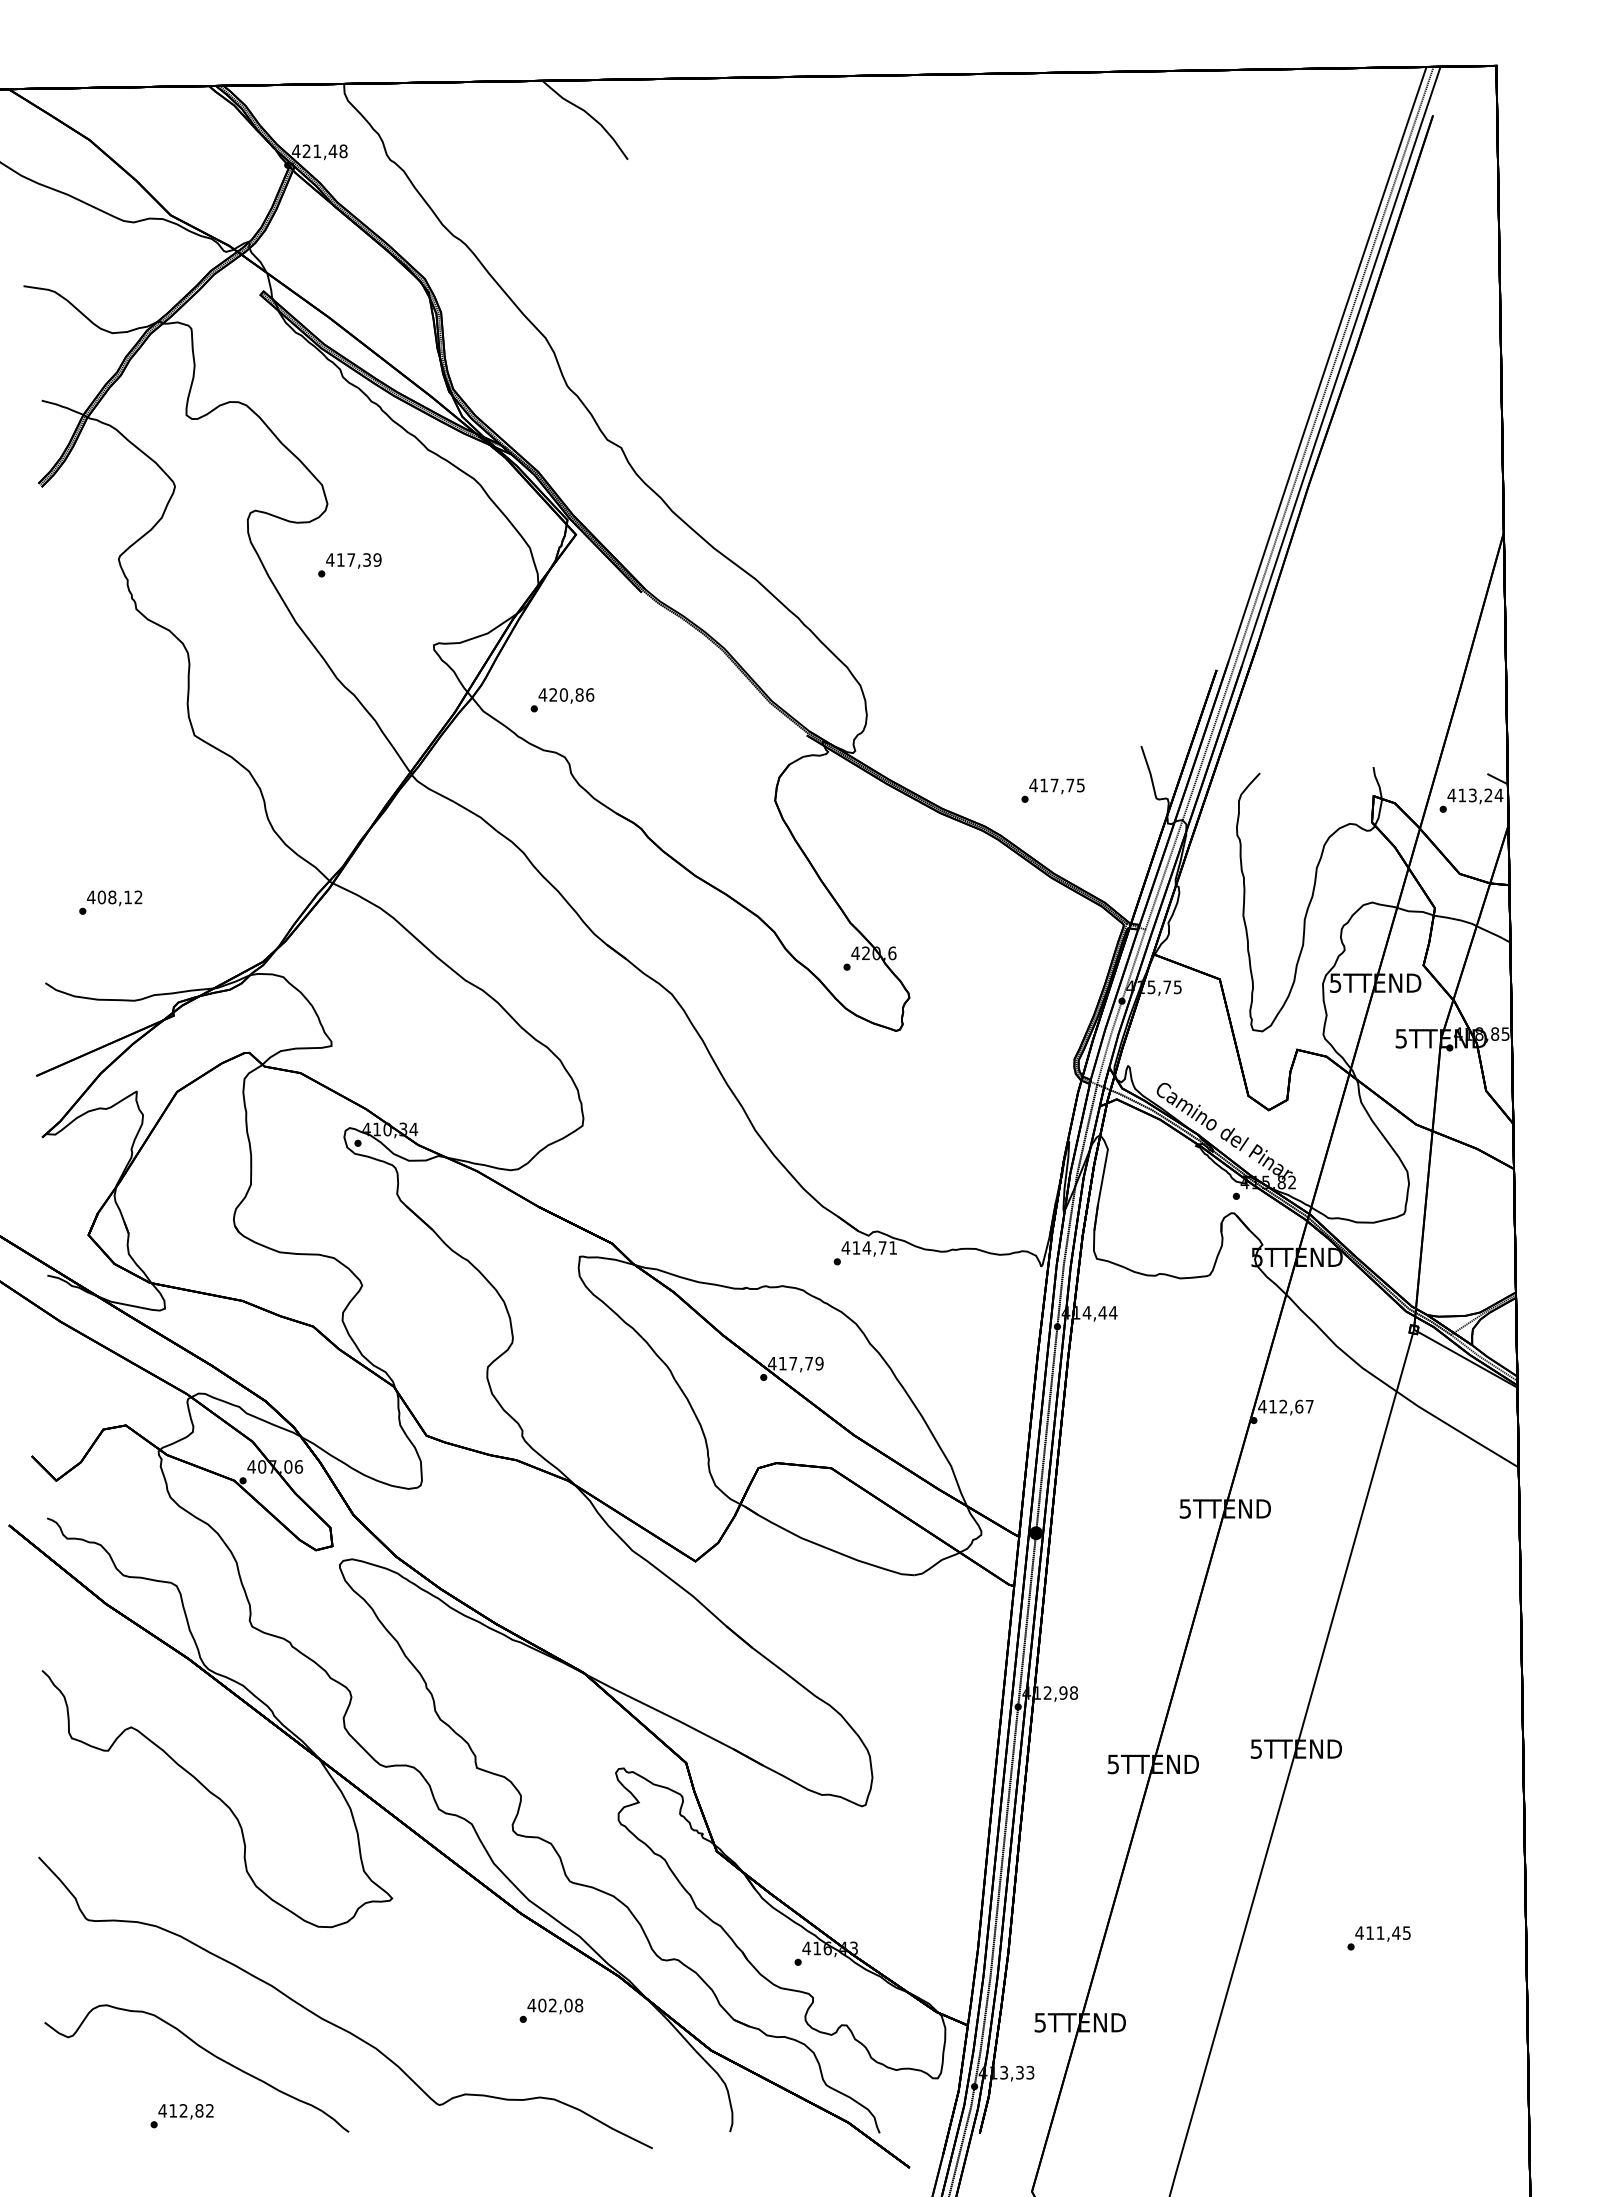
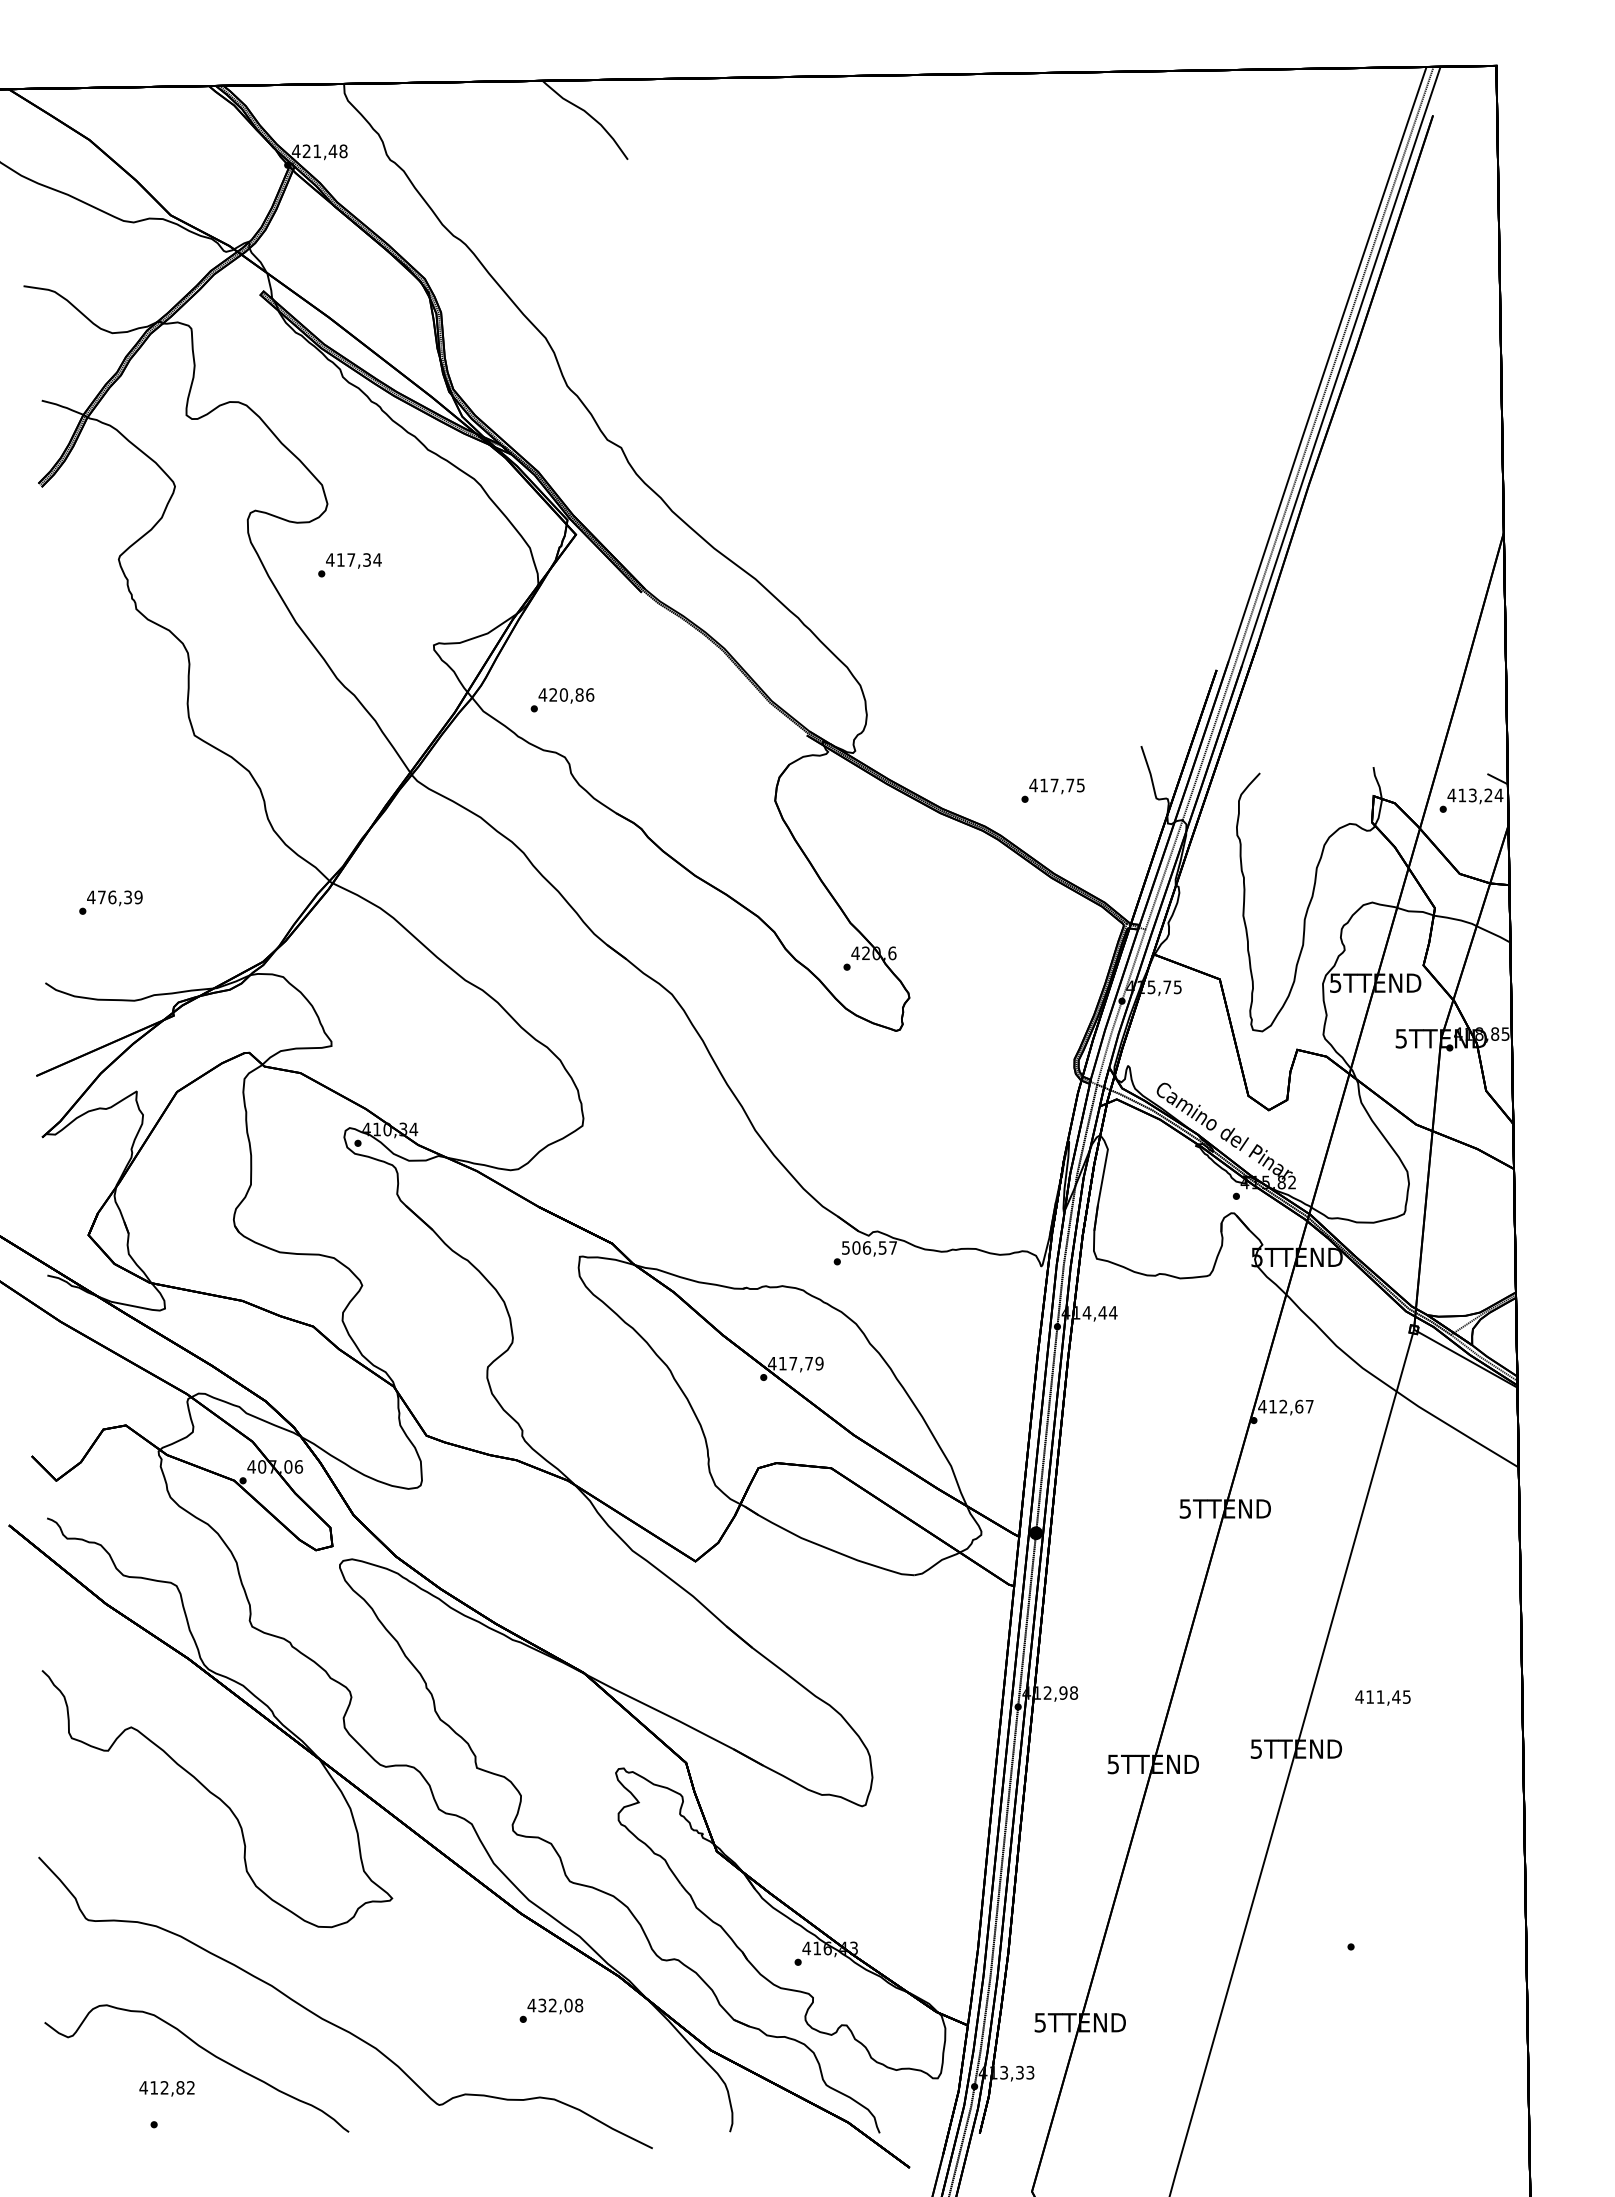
text: 417,39 -> 417,34 (377, 559)
text: 408,12 -> 476,39 (119, 897)
text: 414,71 -> 506,57 (868, 1247)
text position: (1382, 1933) -> (1382, 1697) (1382, 1697)
text: 402,08 -> 432,08 (542, 2005)
text position: (185, 2111) -> (166, 2088) (166, 2088)
